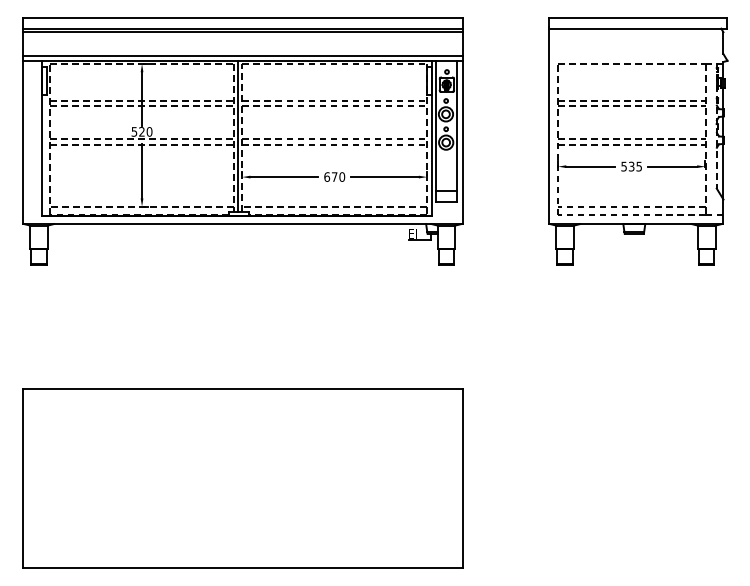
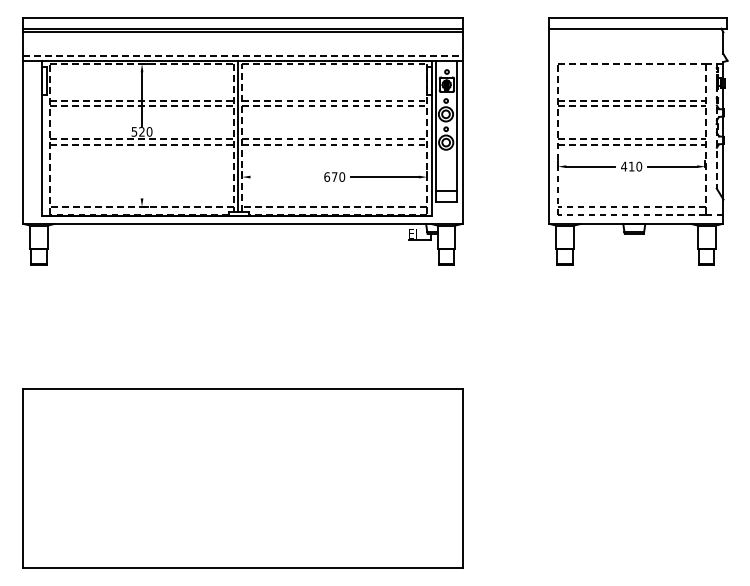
line: solid -> dashed (243, 55)
text: 535 -> 410 (631, 166)
line: present -> none (142, 171)
line: present -> none (284, 177)
